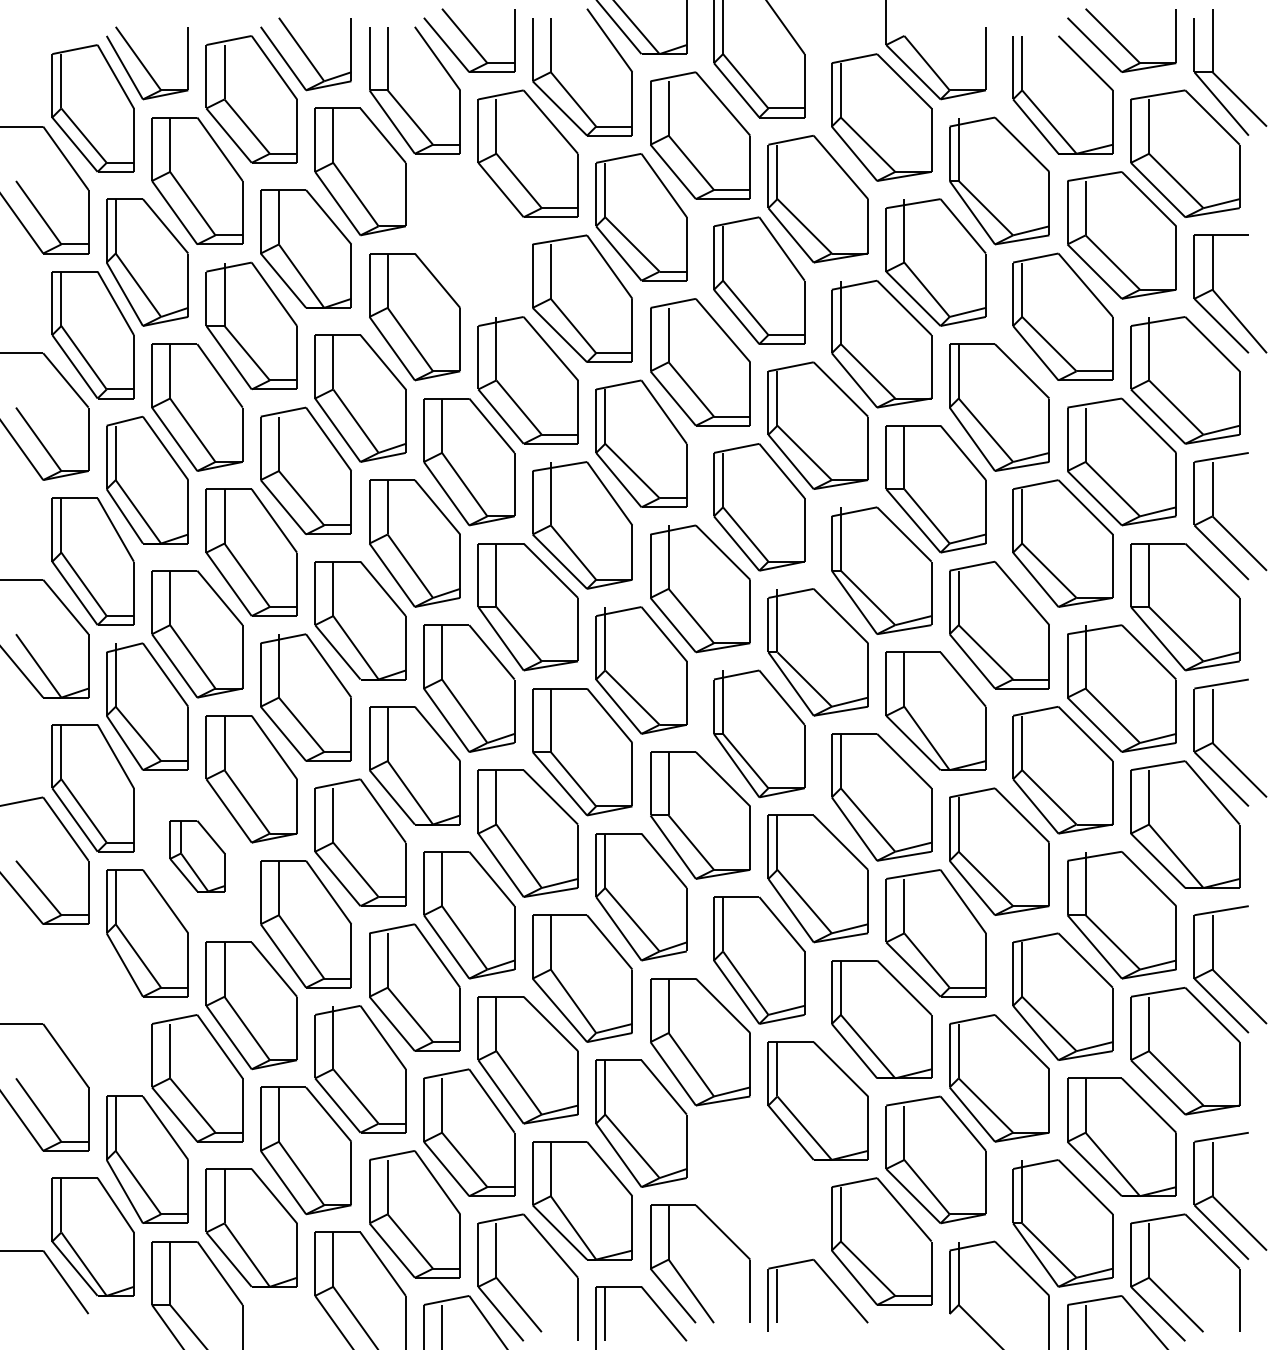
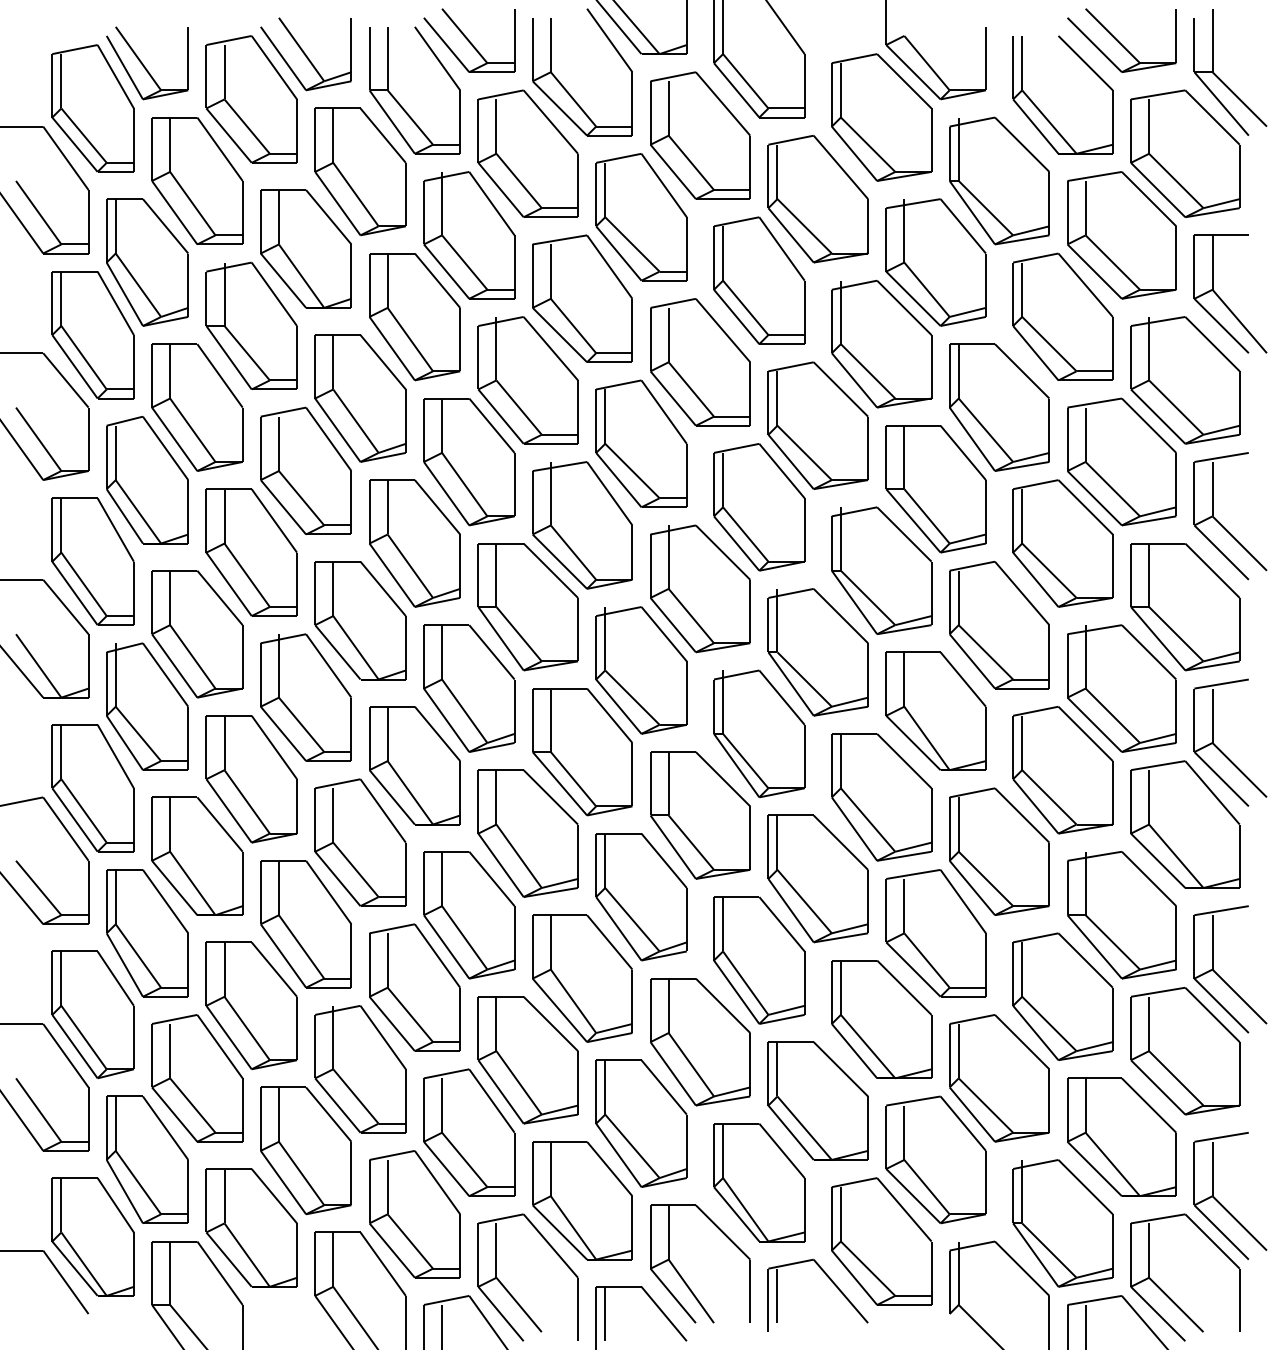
part: none -> present (469, 235)
part size: 57x73 px -> 93x120 px (197, 855)
part: none -> present (92, 1014)
part: none -> present (759, 1182)
